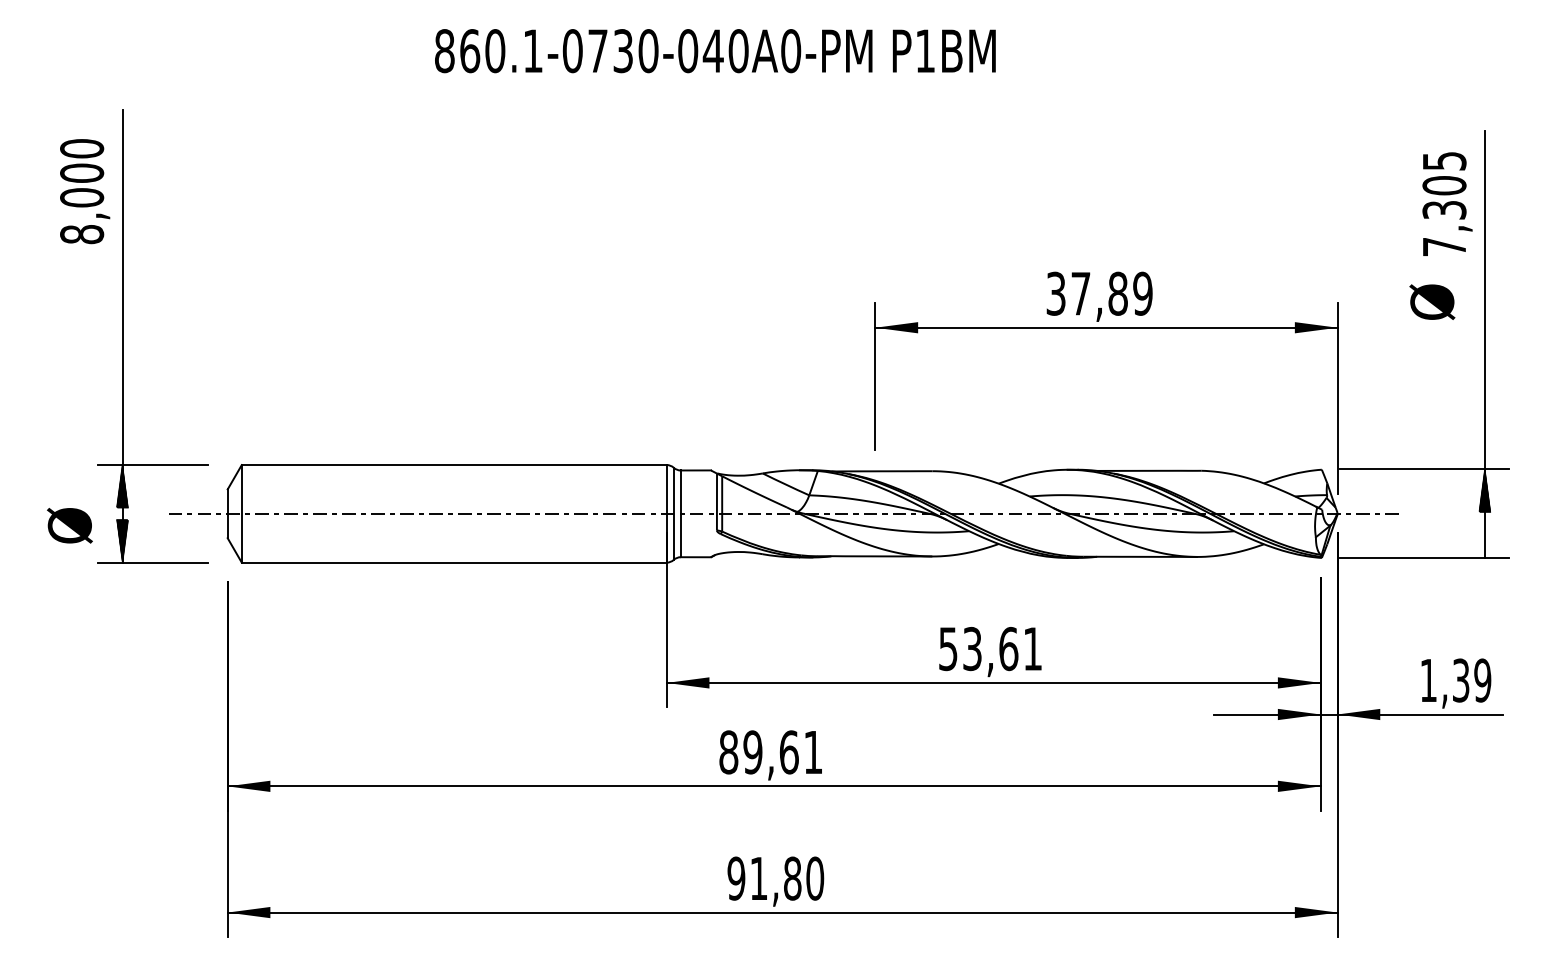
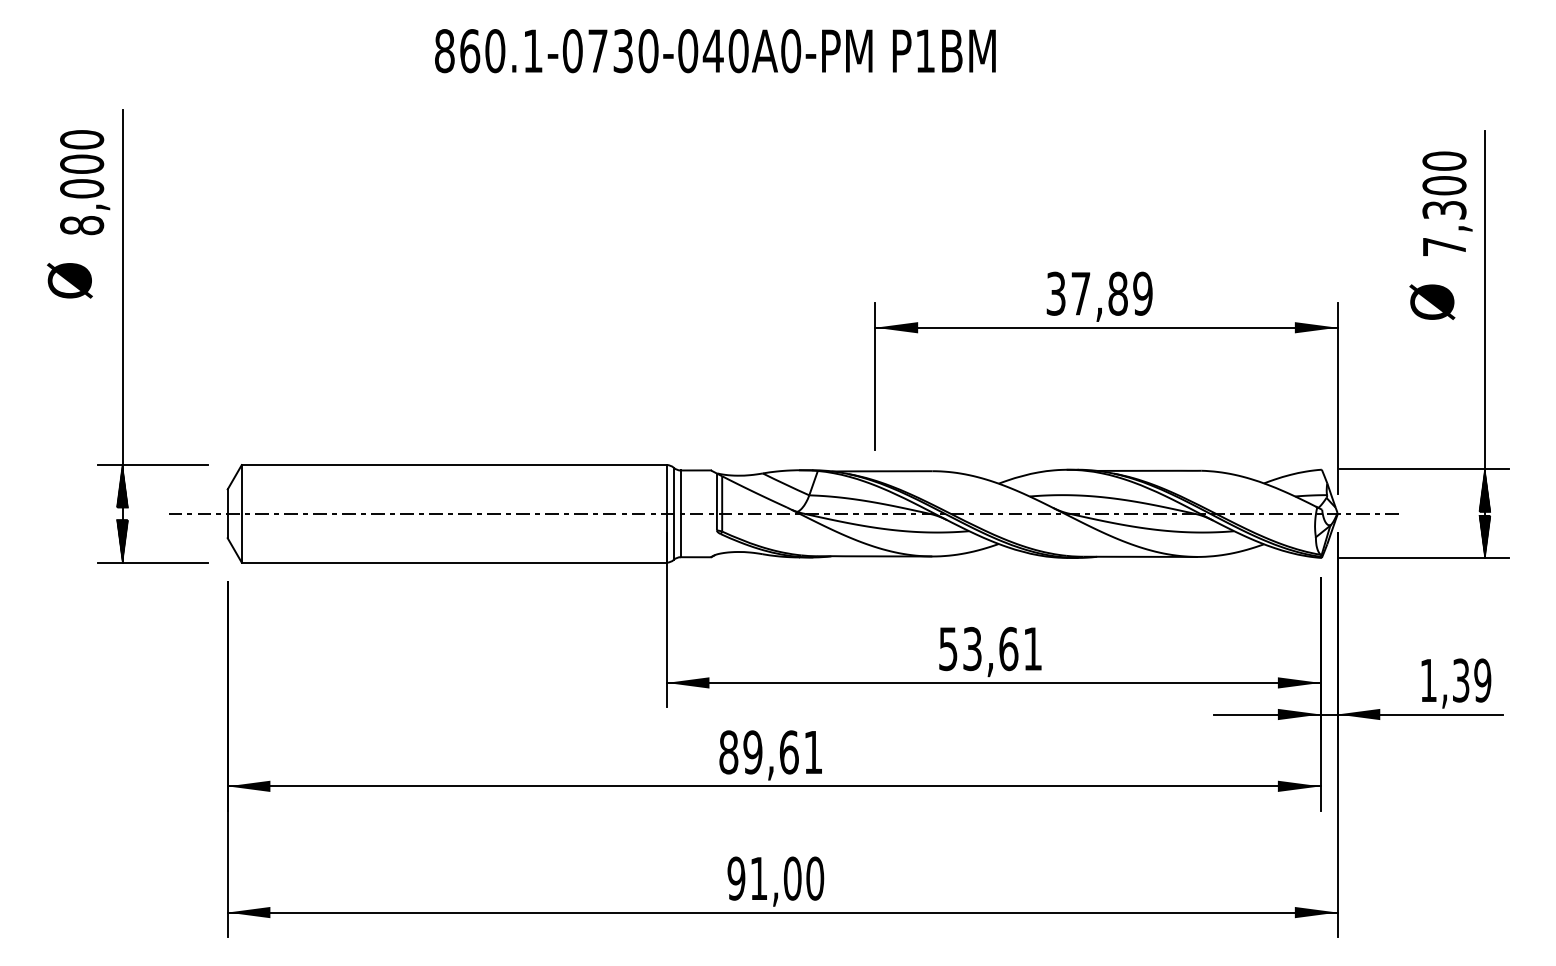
text: 7,305 -> 7,300 (1444, 160)
text position: (85, 191) -> (85, 182) (85, 182)
text position: (69, 525) -> (69, 280) (69, 280)
hatch: none -> present (1484, 536)
text: 91,80 -> 91,00 (792, 878)
